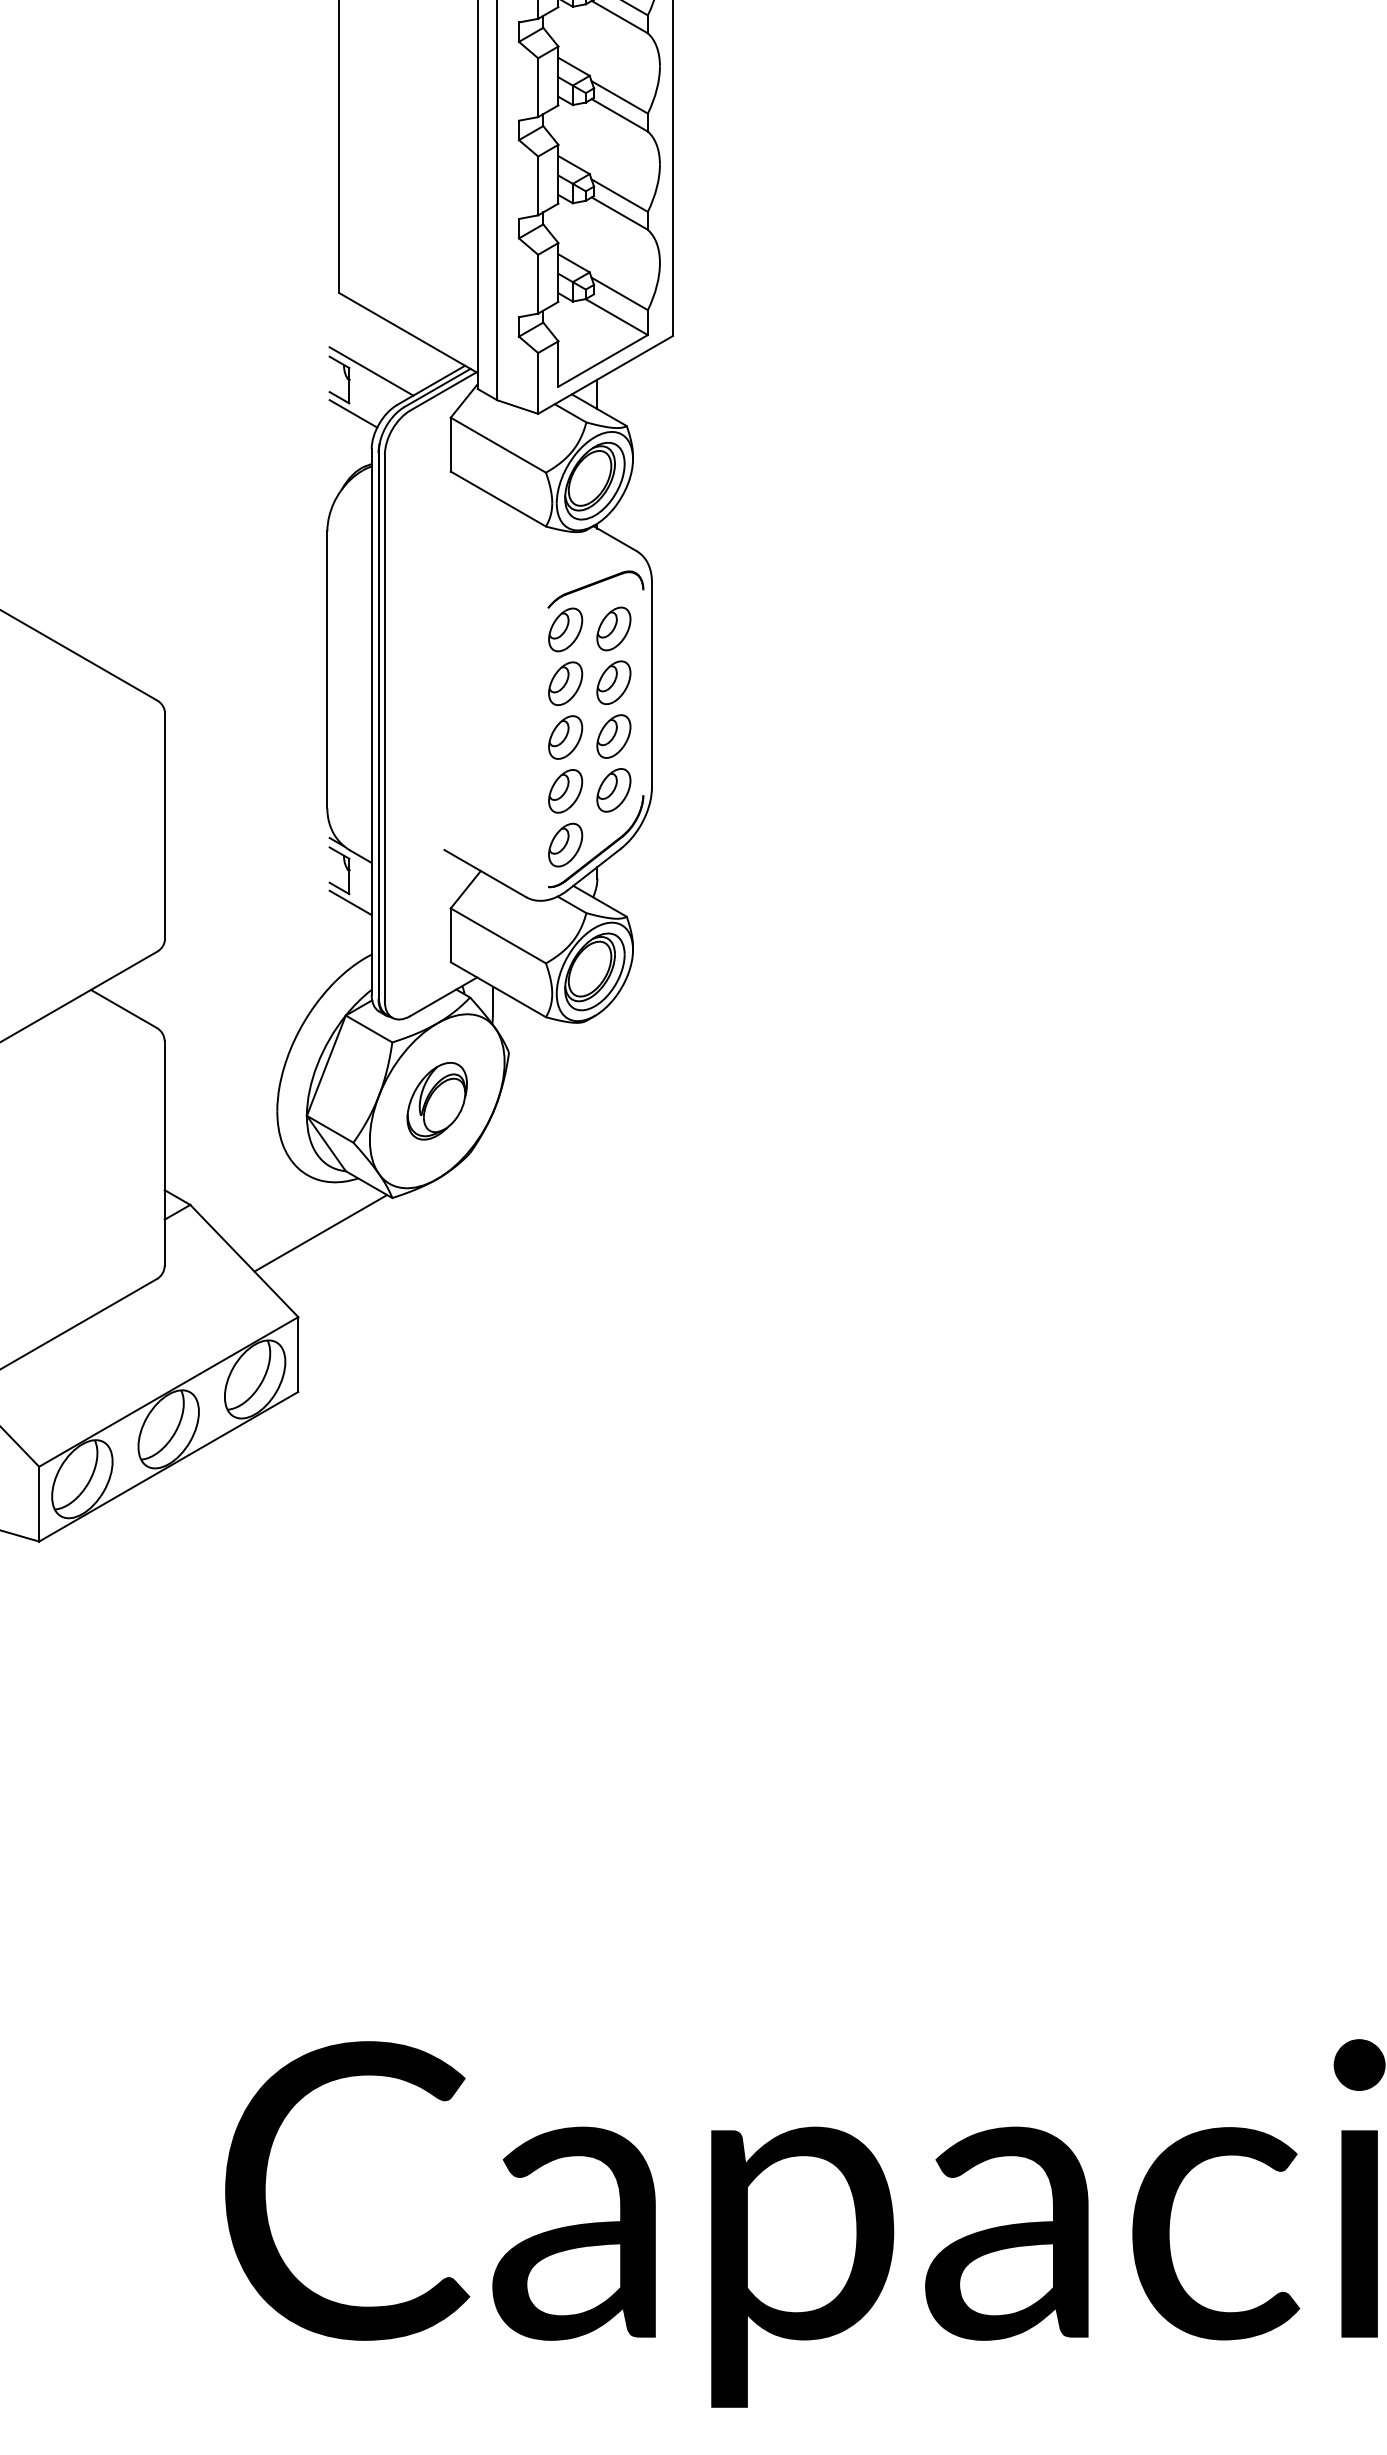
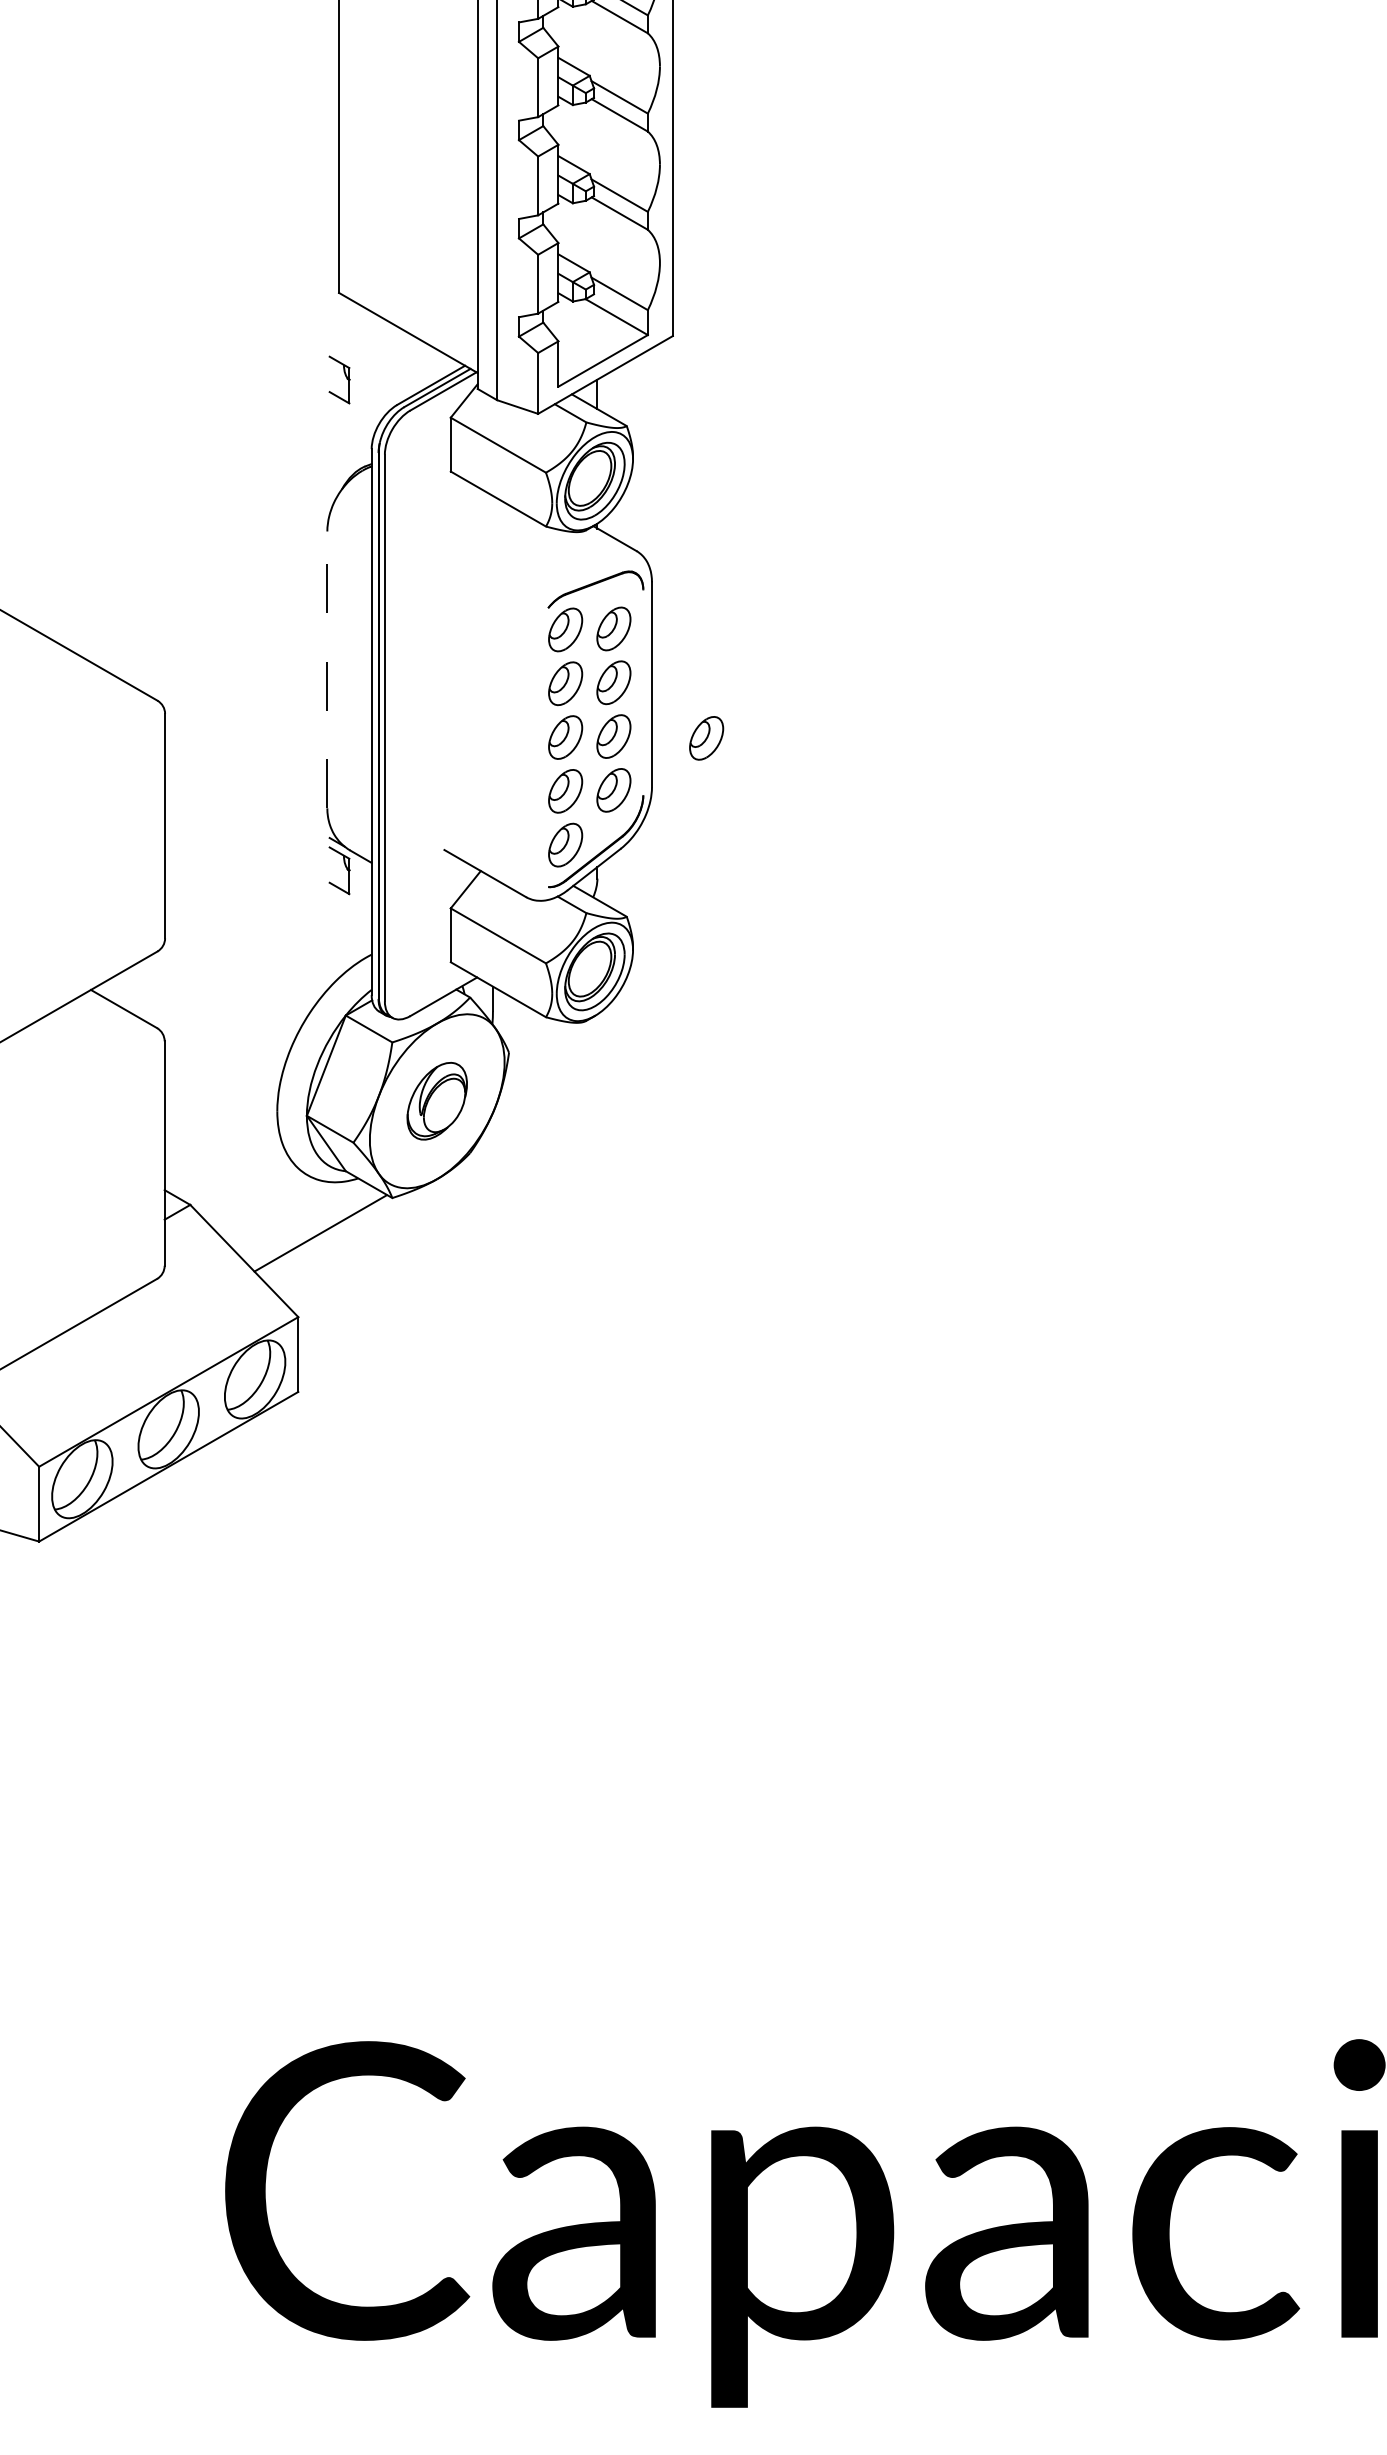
line: present -> none (371, 371)
line: present -> none (353, 413)
line: solid -> dashed (327, 669)
part: none -> present (706, 738)
line: present -> none (350, 902)
